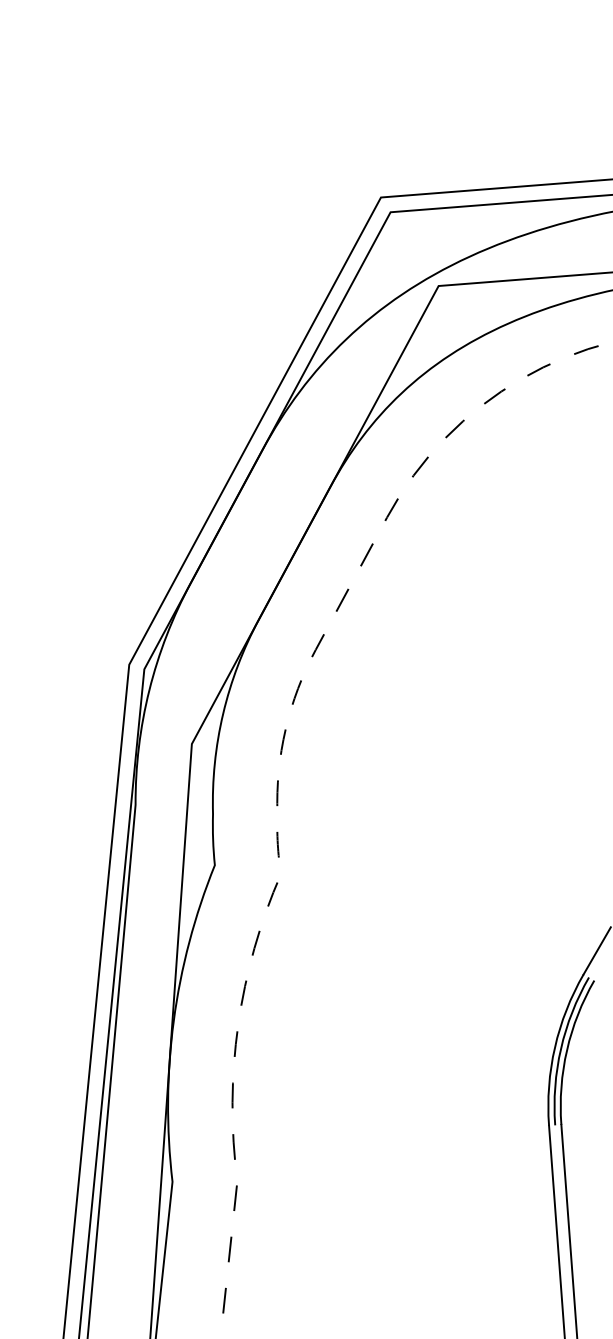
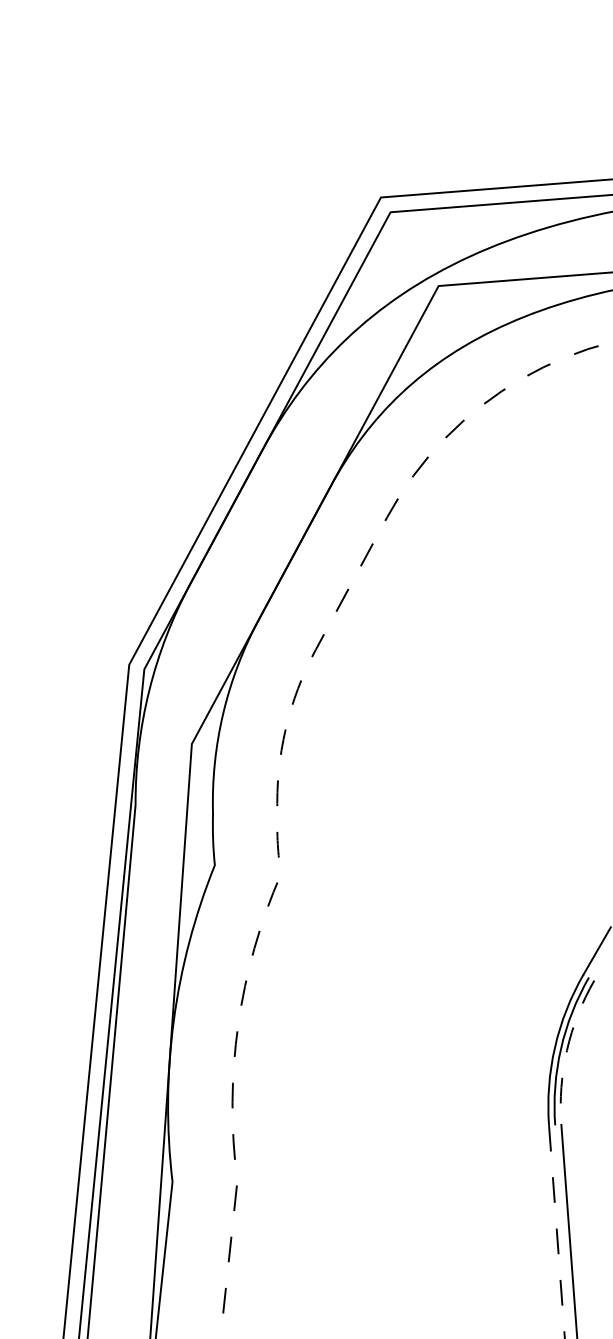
arc: solid -> dashed (567, 1050)
line: solid -> dashed (556, 1232)
